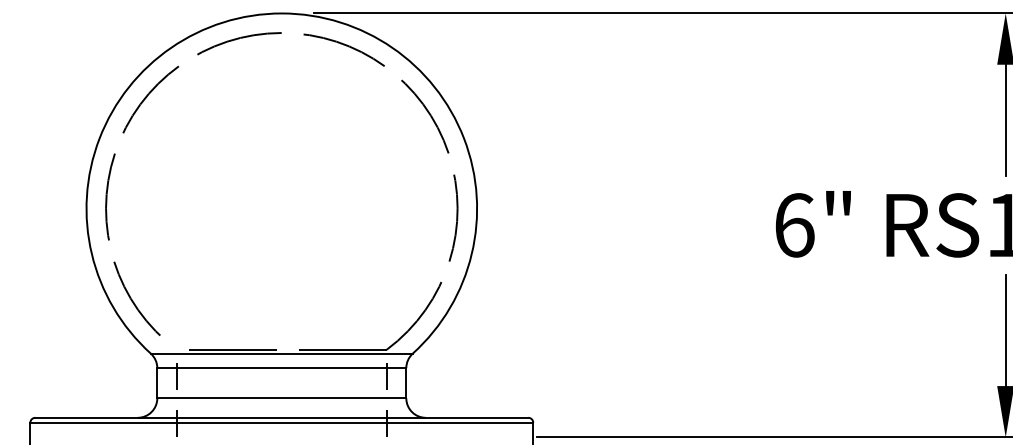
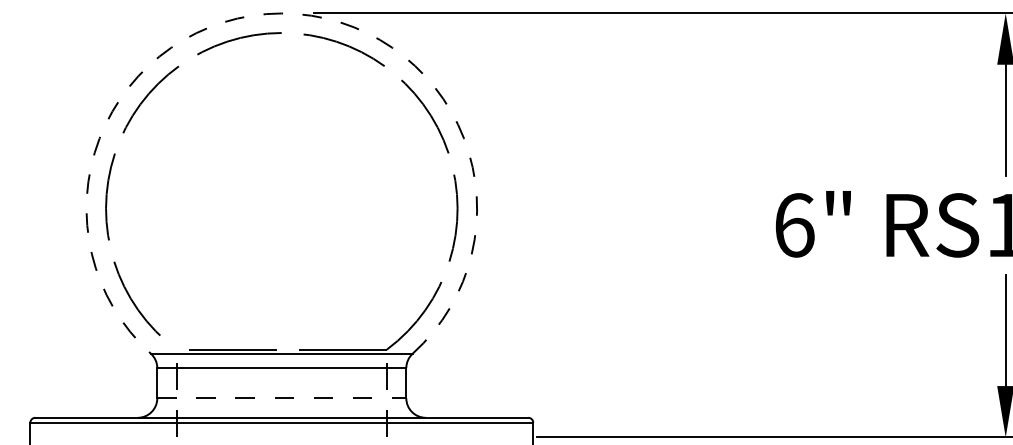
arc: solid -> dashed (281, 13)
line: solid -> dashed (282, 398)
